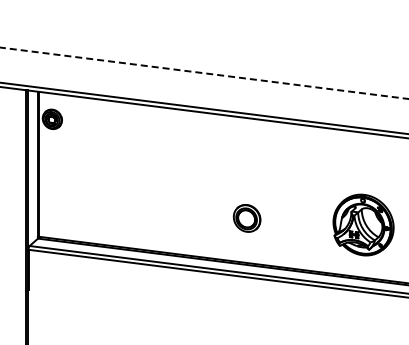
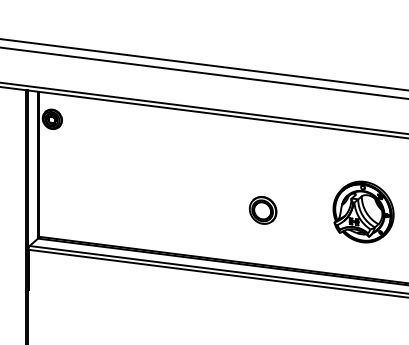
line: none -> present (203, 64)
line: dashed -> solid (205, 73)
part position: (246, 218) -> (262, 210) (262, 210)
part position: (363, 224) -> (363, 211) (363, 211)
